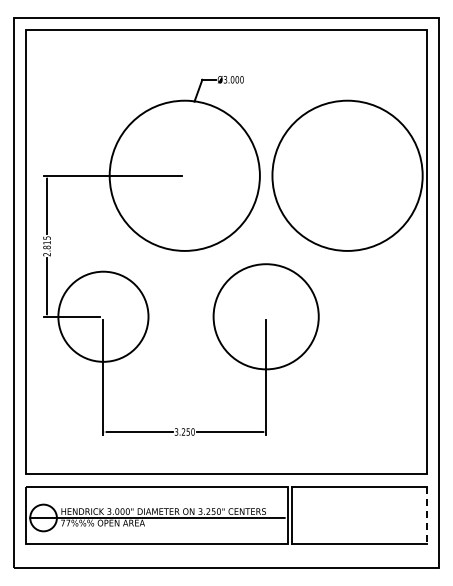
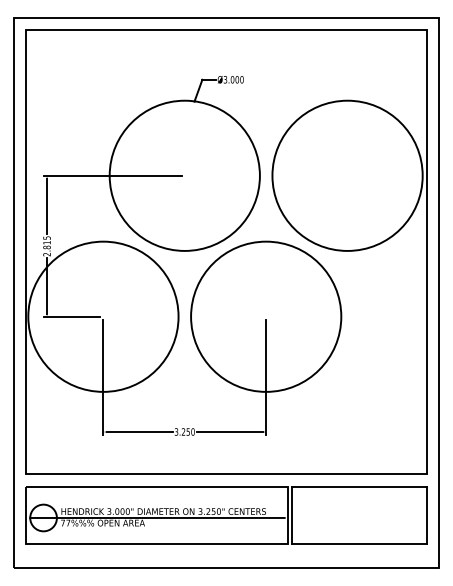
circle diameter: 90 px -> 150 px (103, 316)
circle diameter: 105 px -> 150 px (266, 316)
line: dashed -> solid (426, 515)
